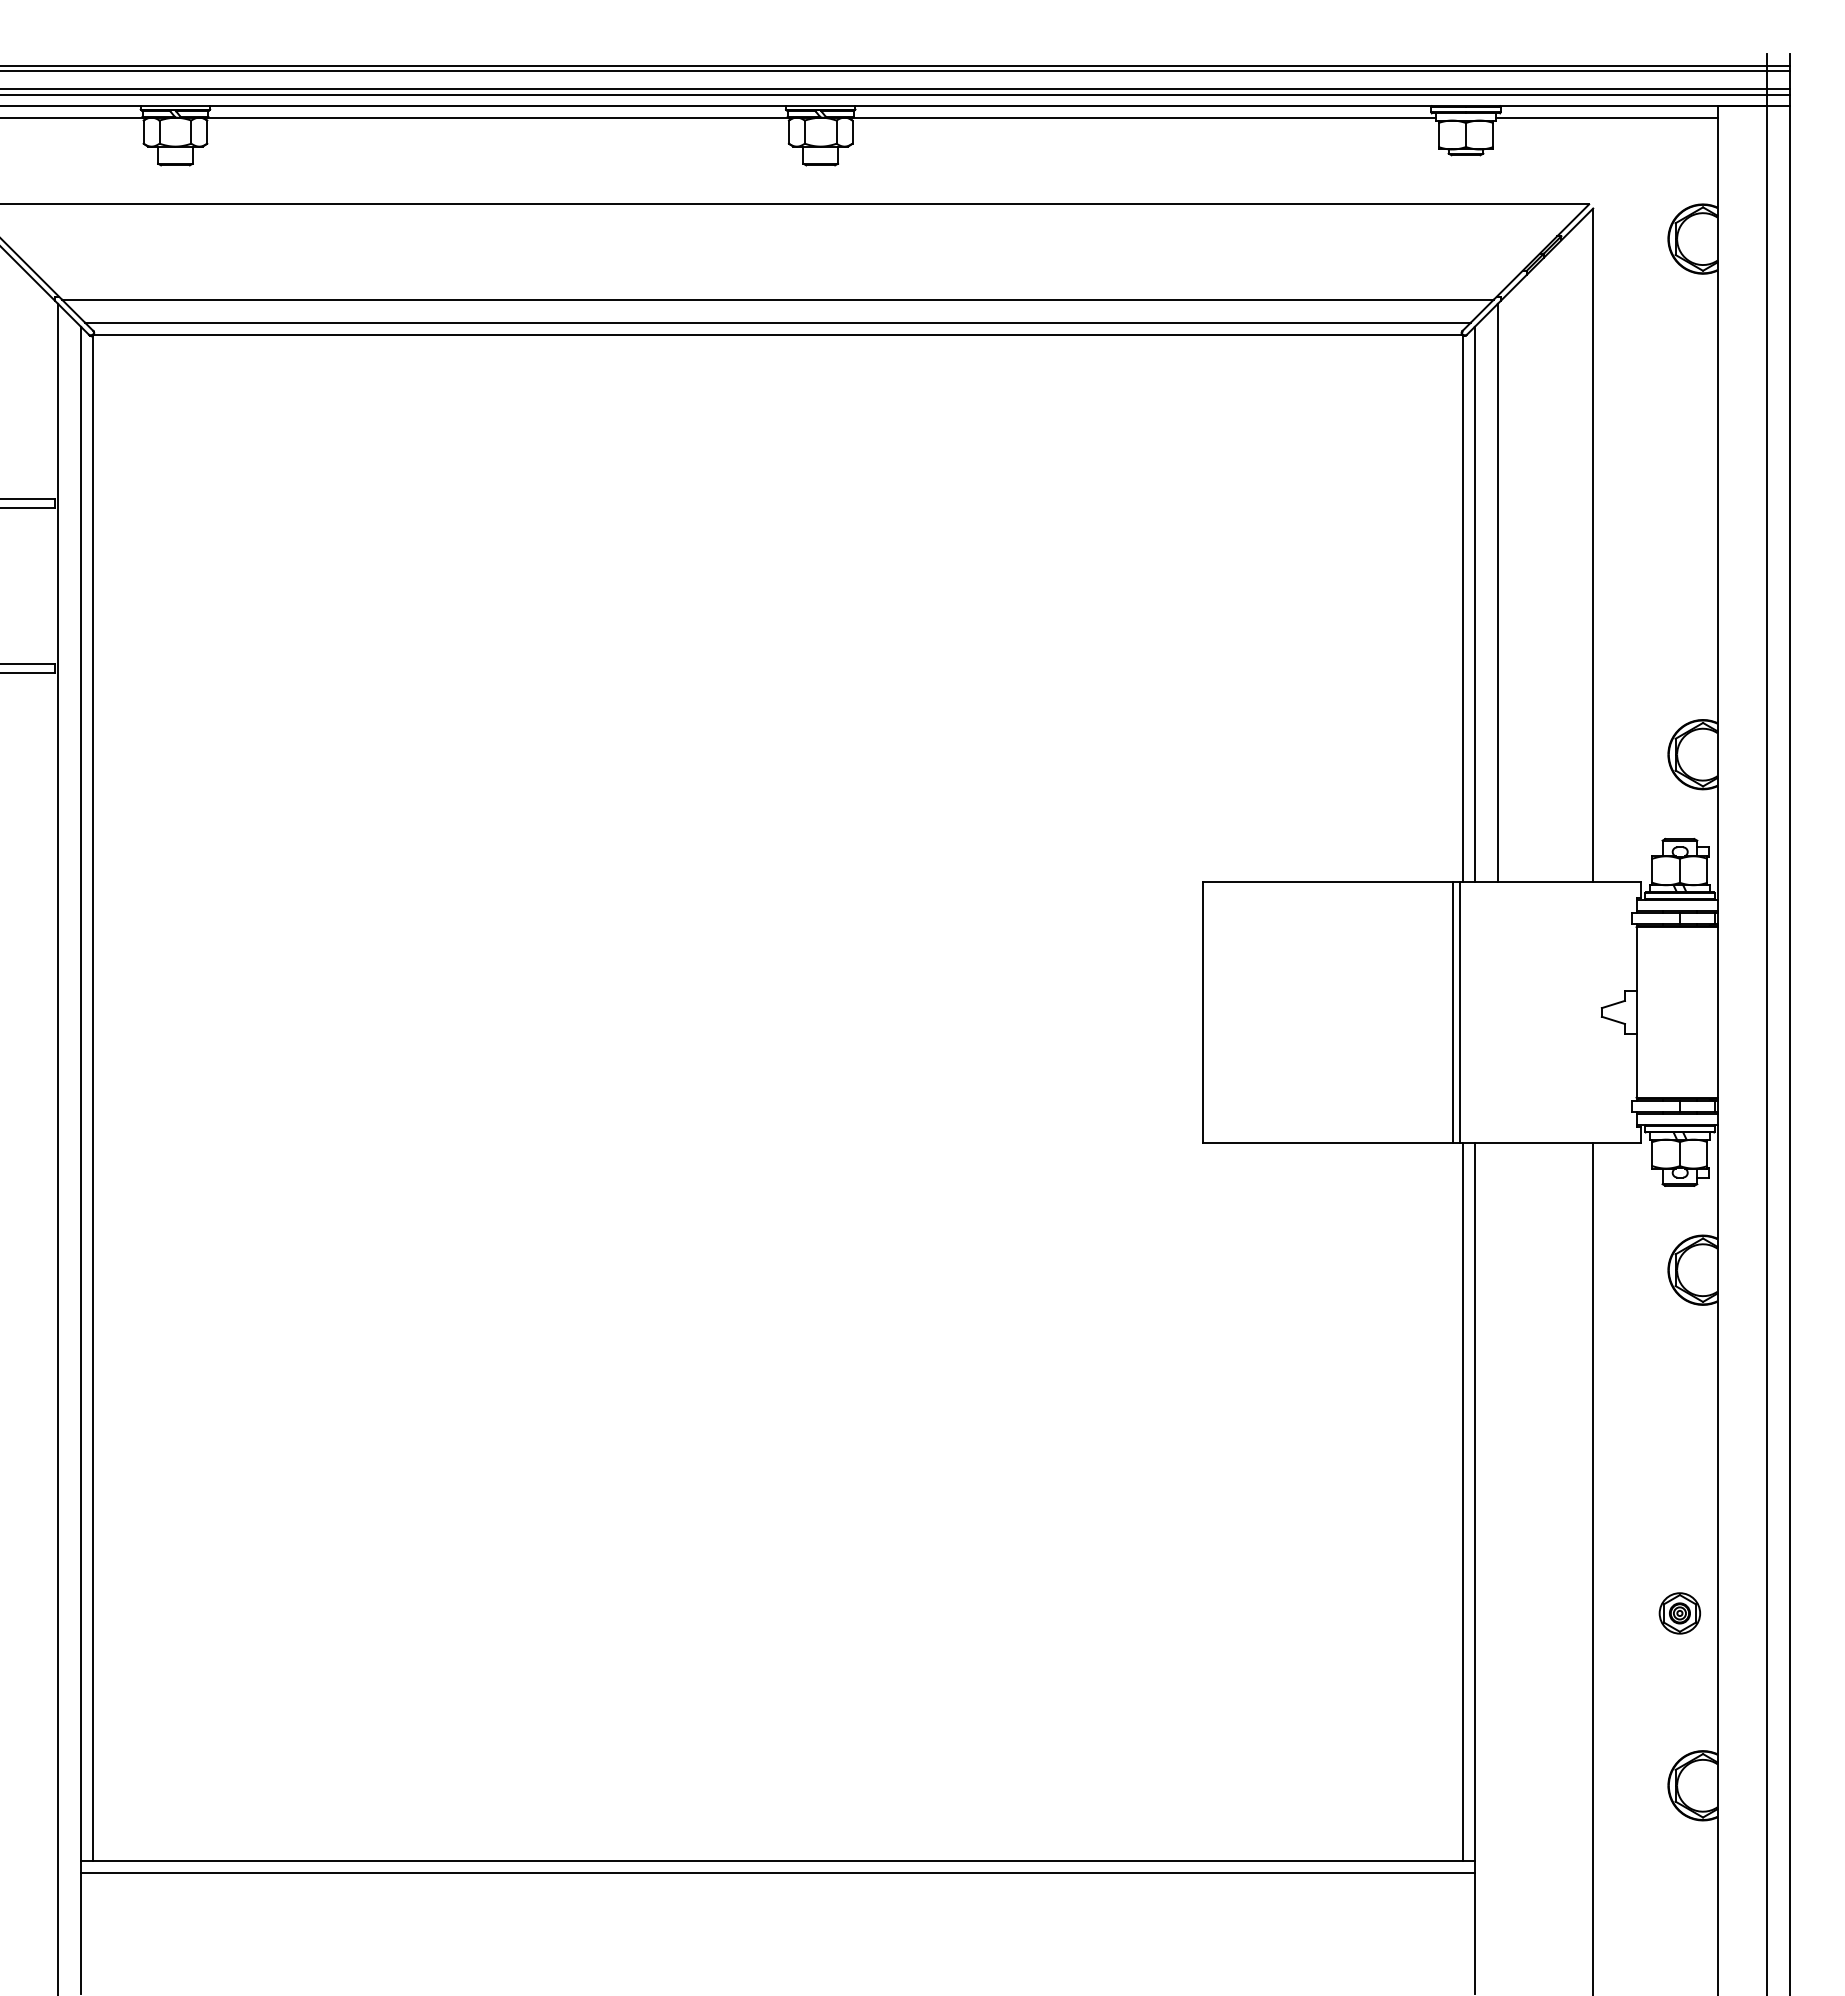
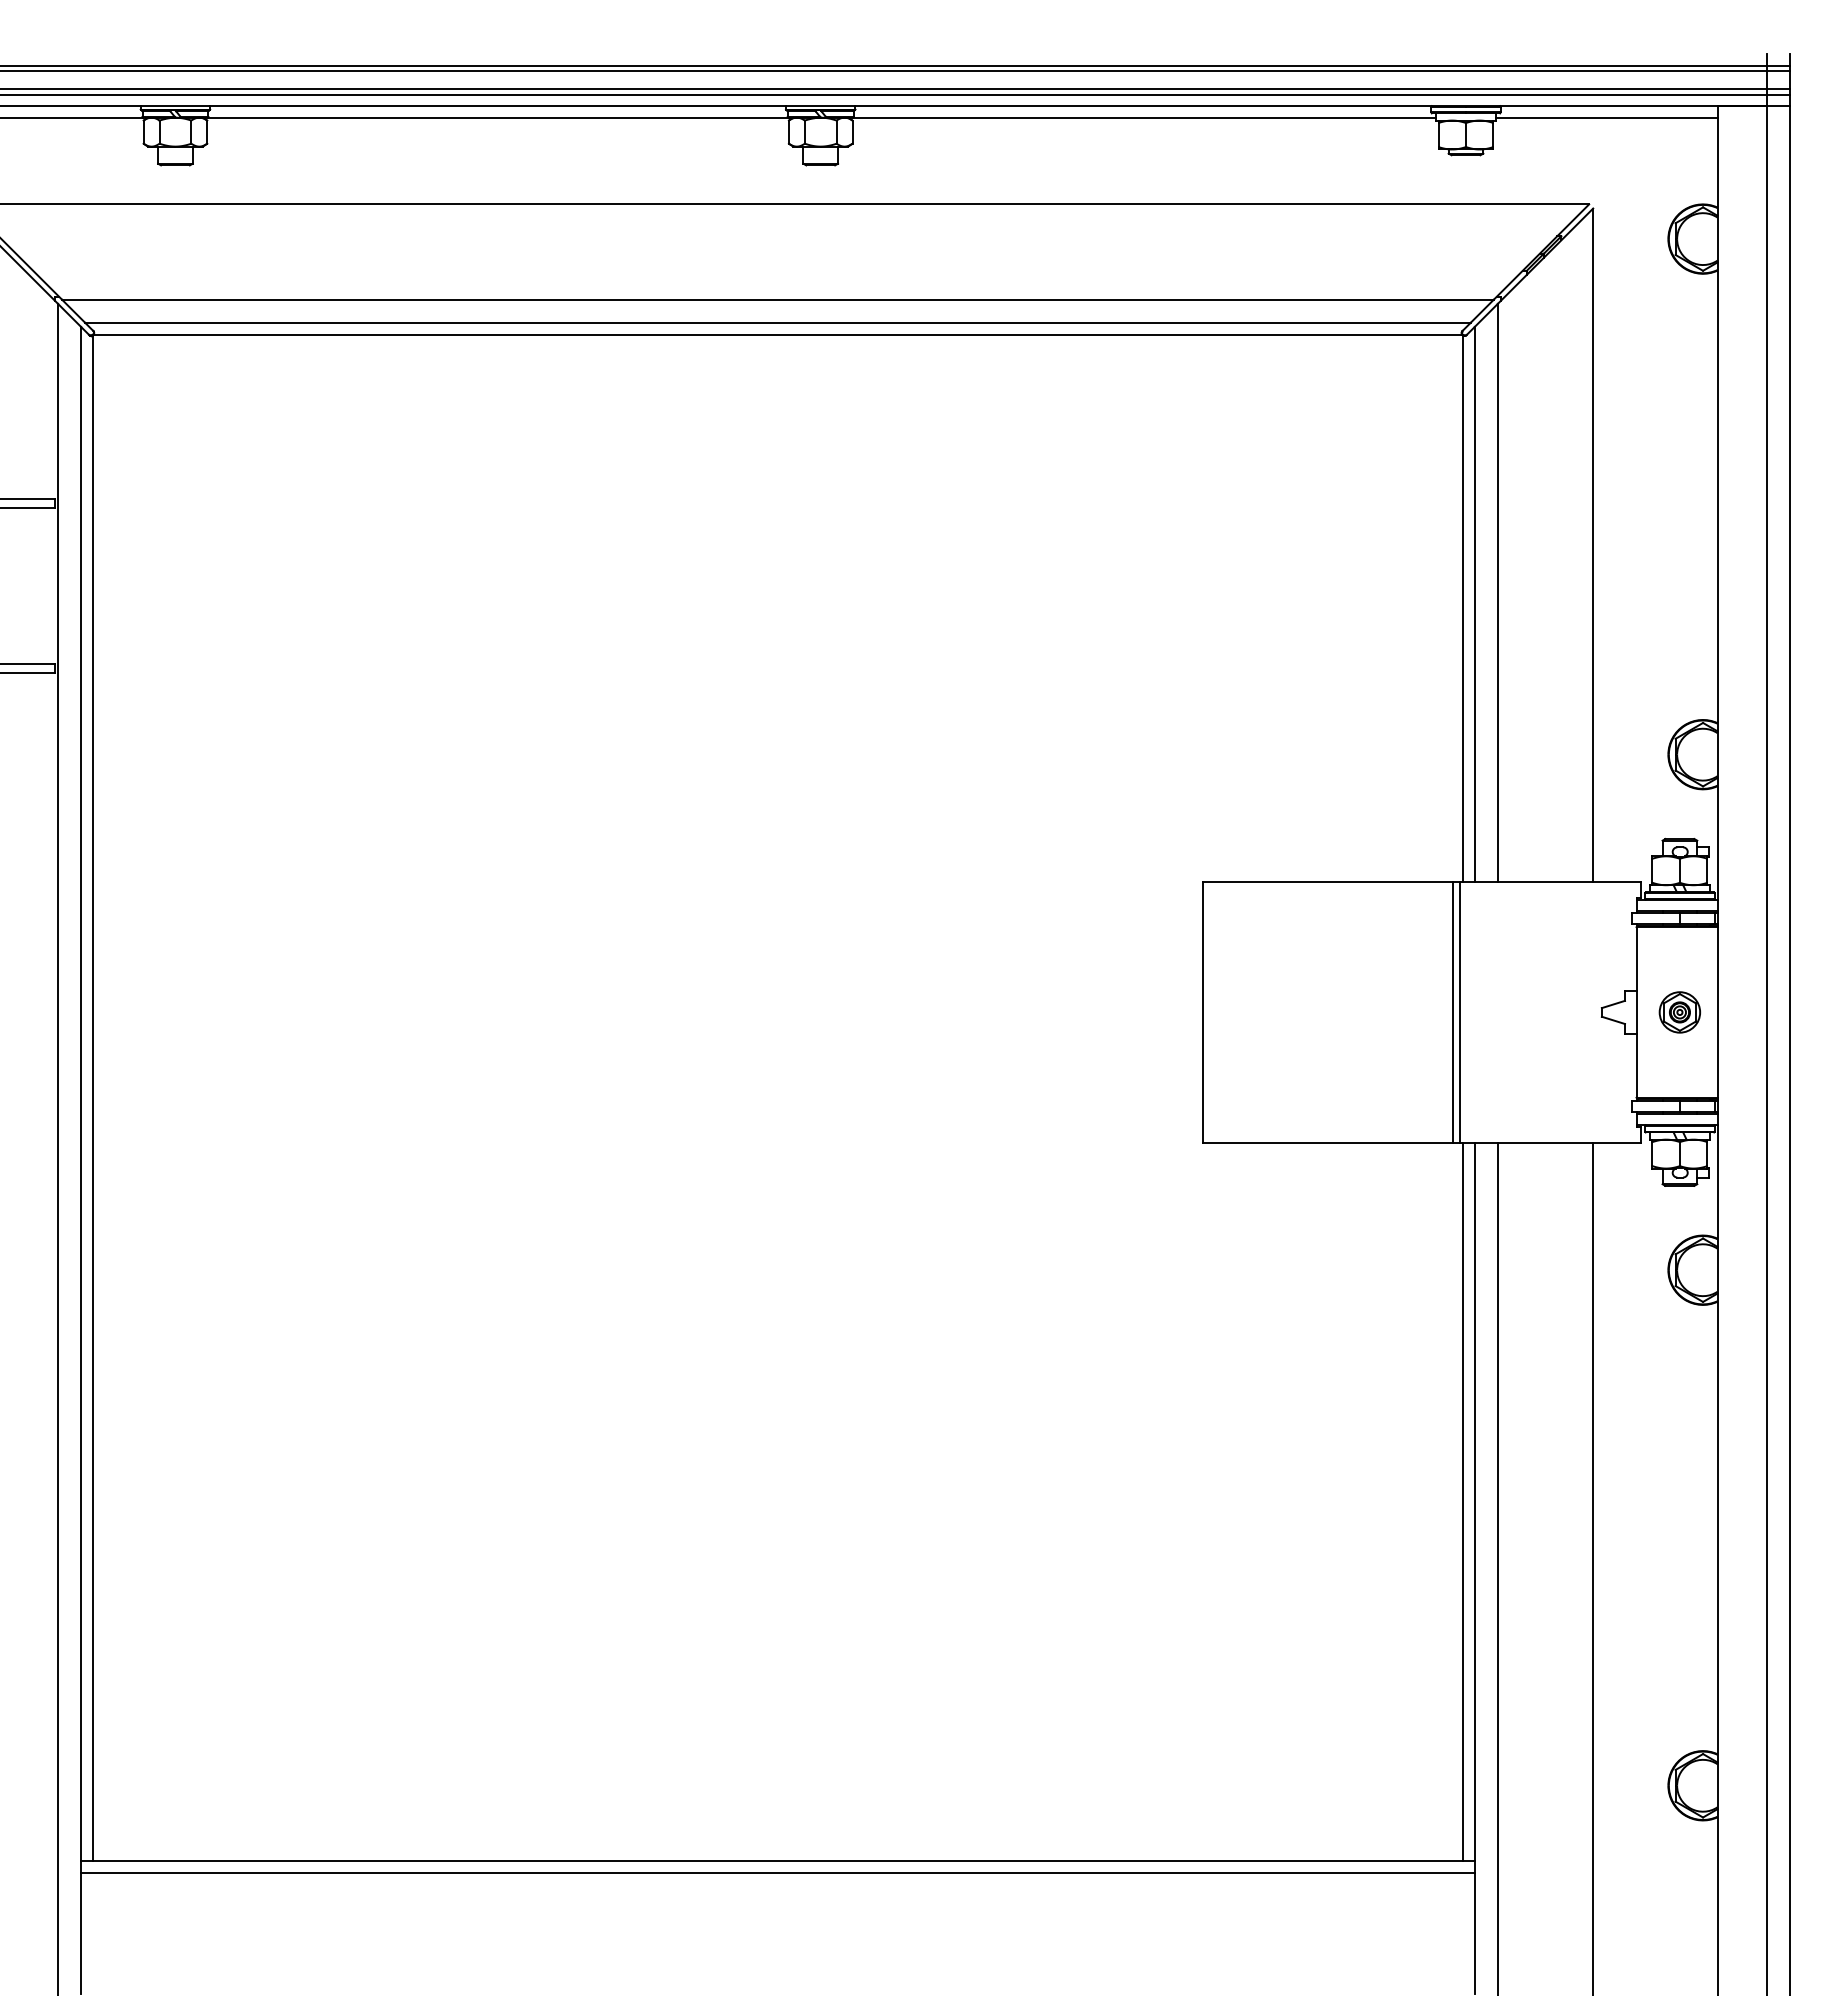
line: none -> present (1497, 1567)
part position: (1679, 1613) -> (1679, 1012) (1679, 1012)
